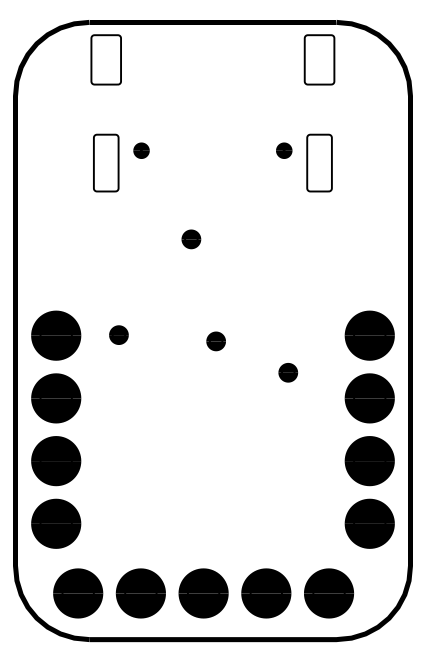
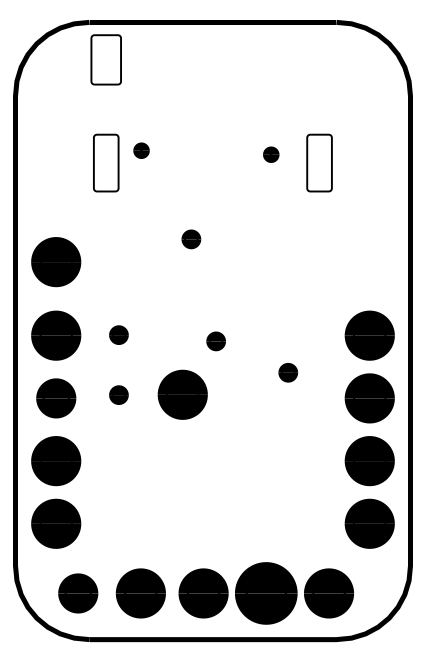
part: present -> none (319, 59)
part position: (284, 150) -> (271, 154) (271, 154)
part: none -> present (56, 262)
part: none -> present (118, 394)
part: none -> present (182, 394)
part size: 51x51 px -> 41x41 px (56, 398)
part size: 51x51 px -> 41x41 px (78, 593)
part size: 51x51 px -> 63x63 px (266, 593)
